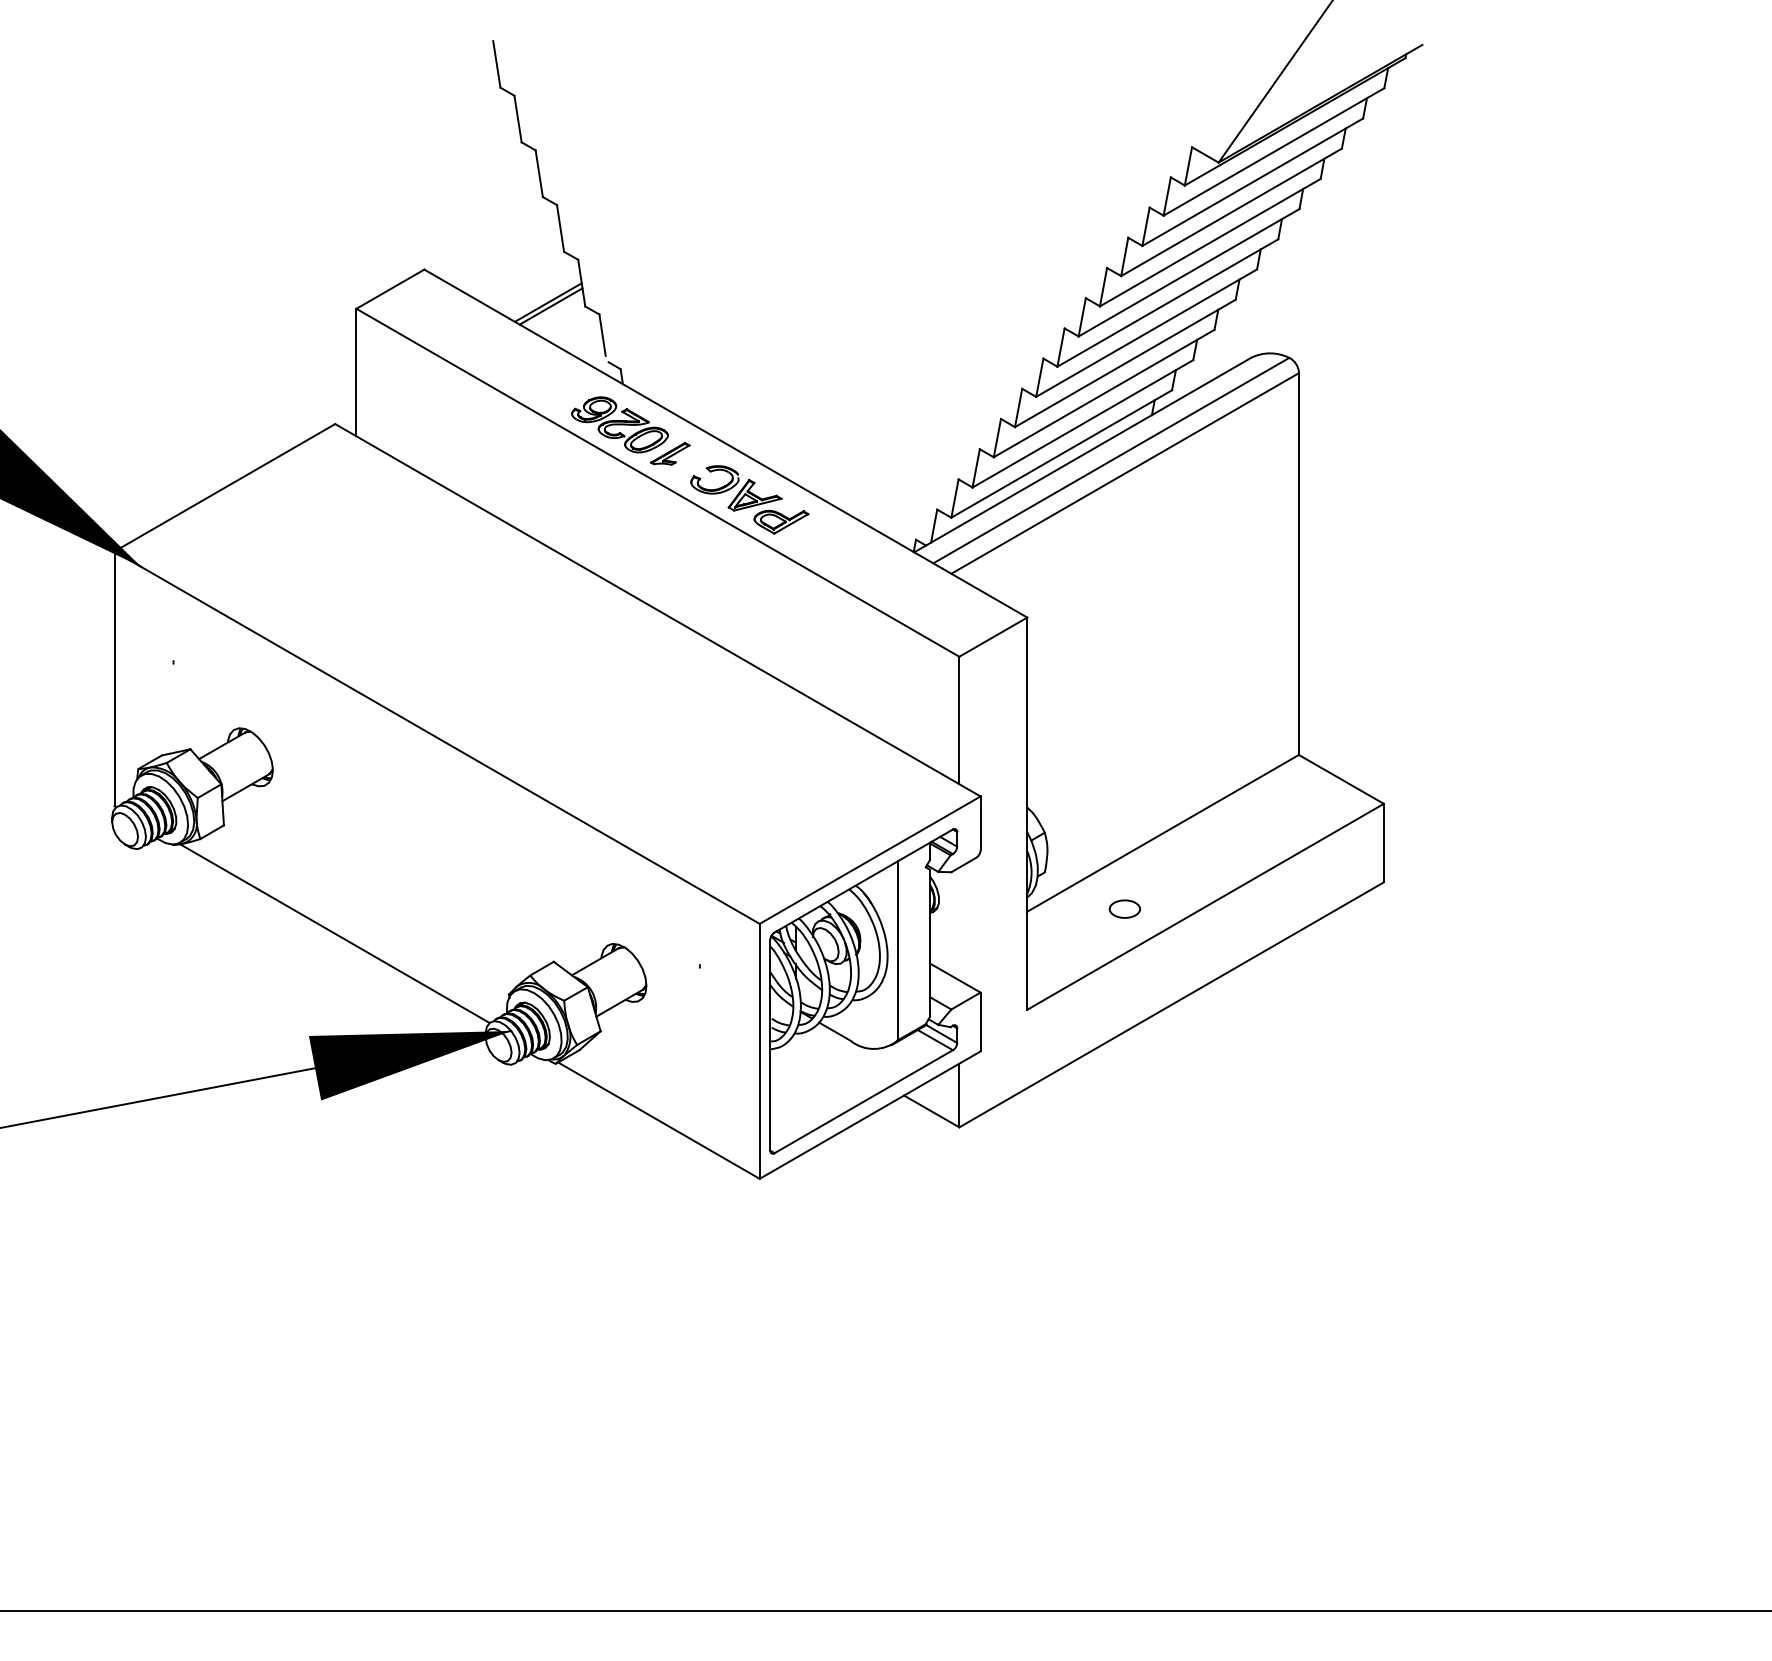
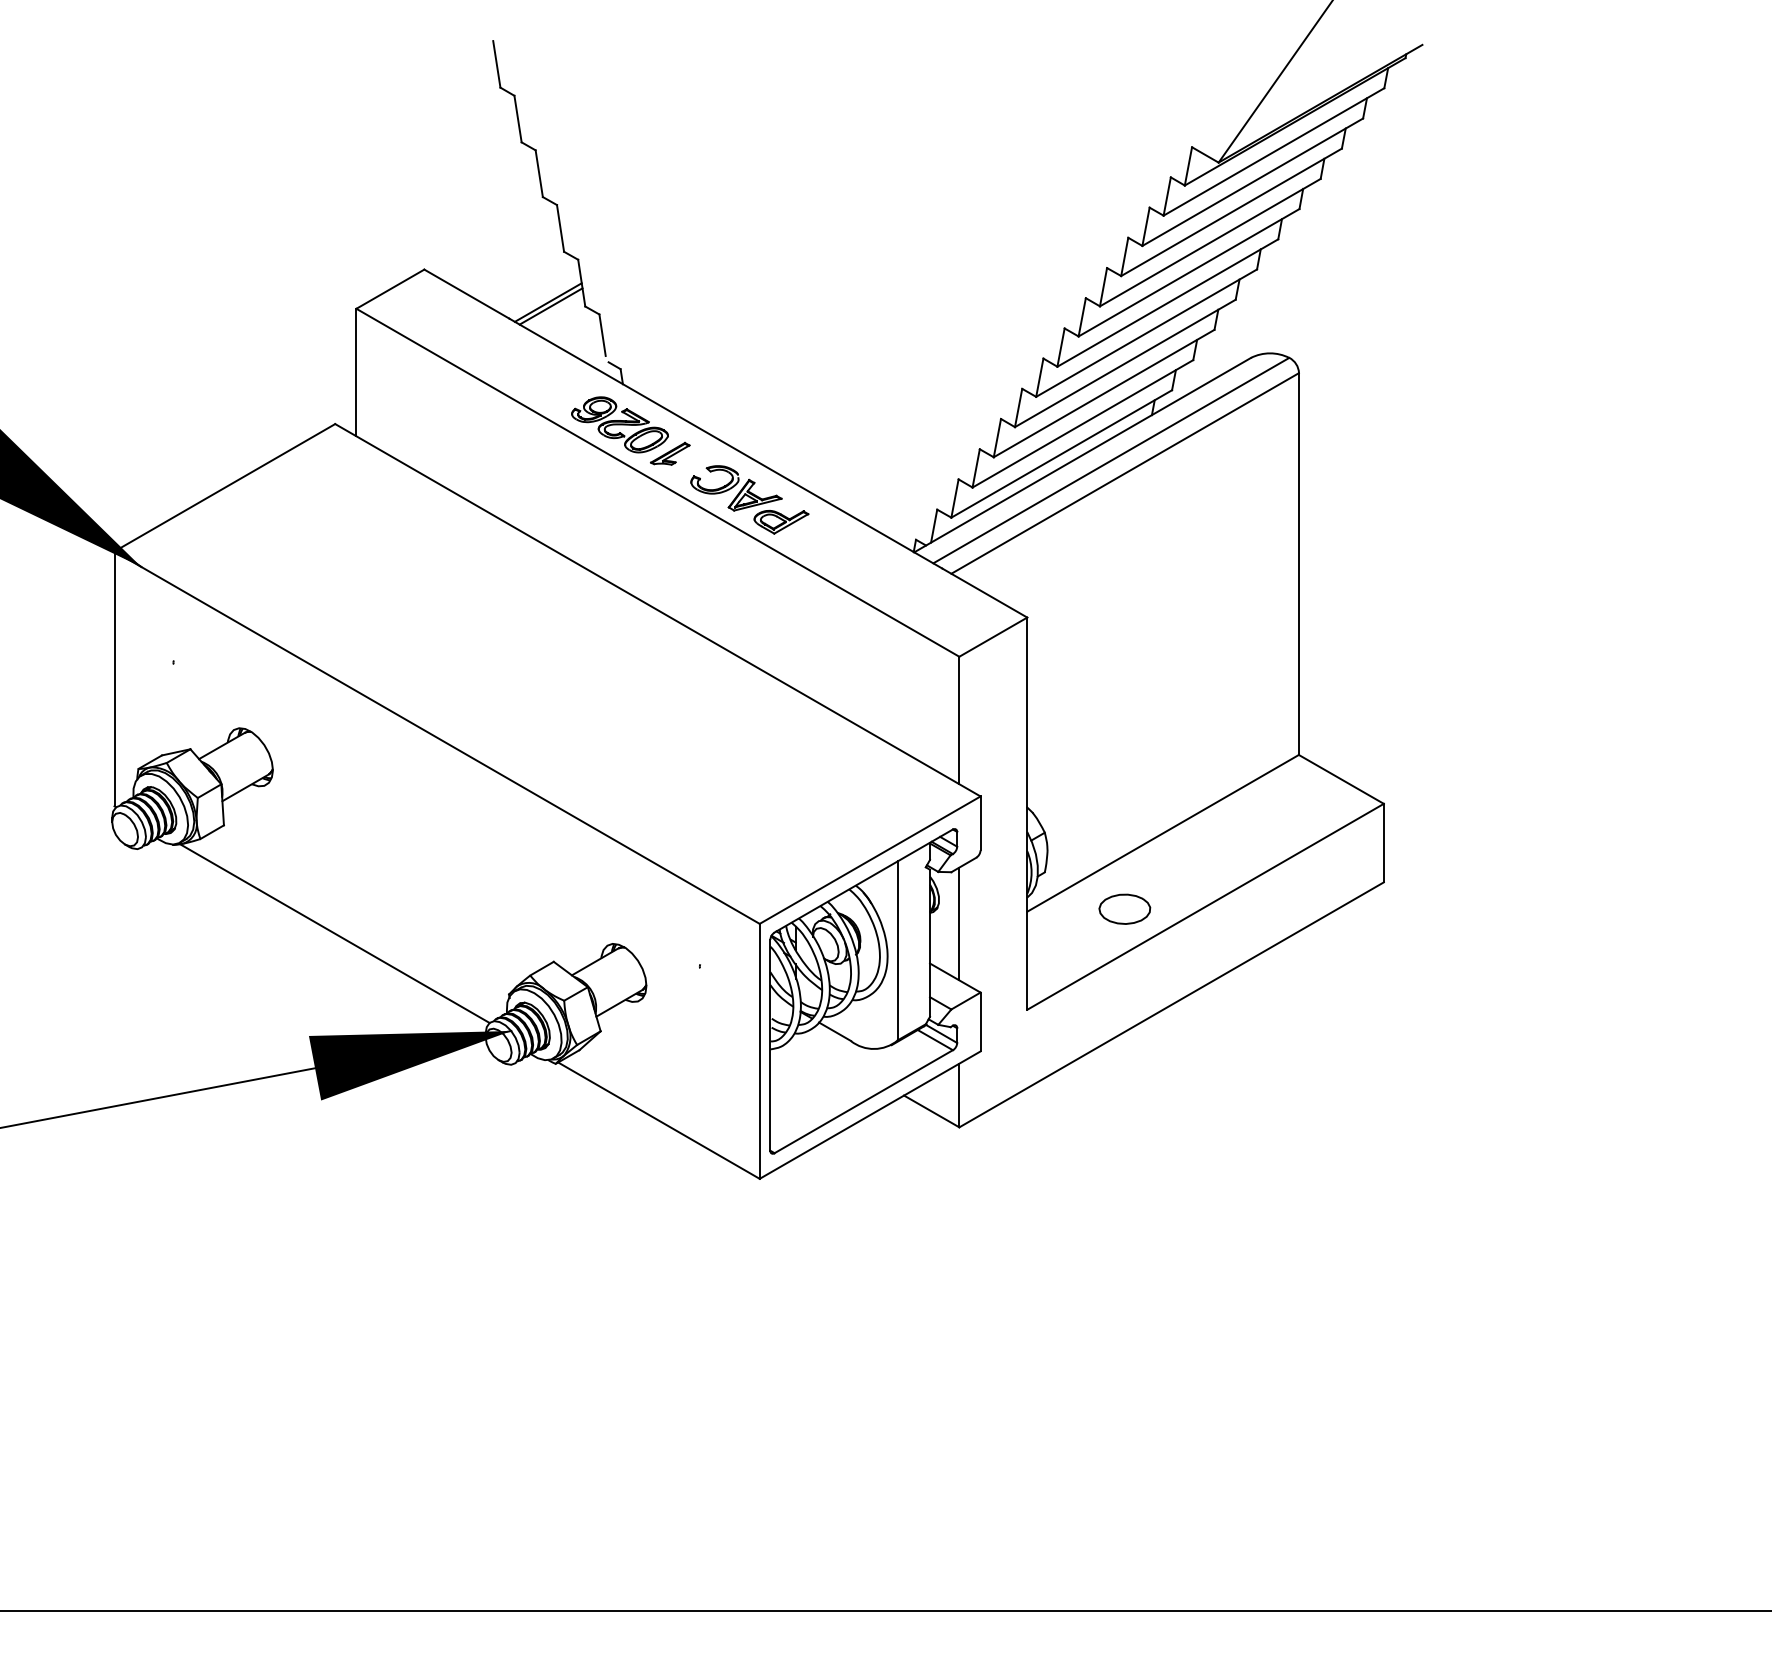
part size: 33x20 px -> 54x32 px (1124, 908)
line: none -> present (959, 923)
